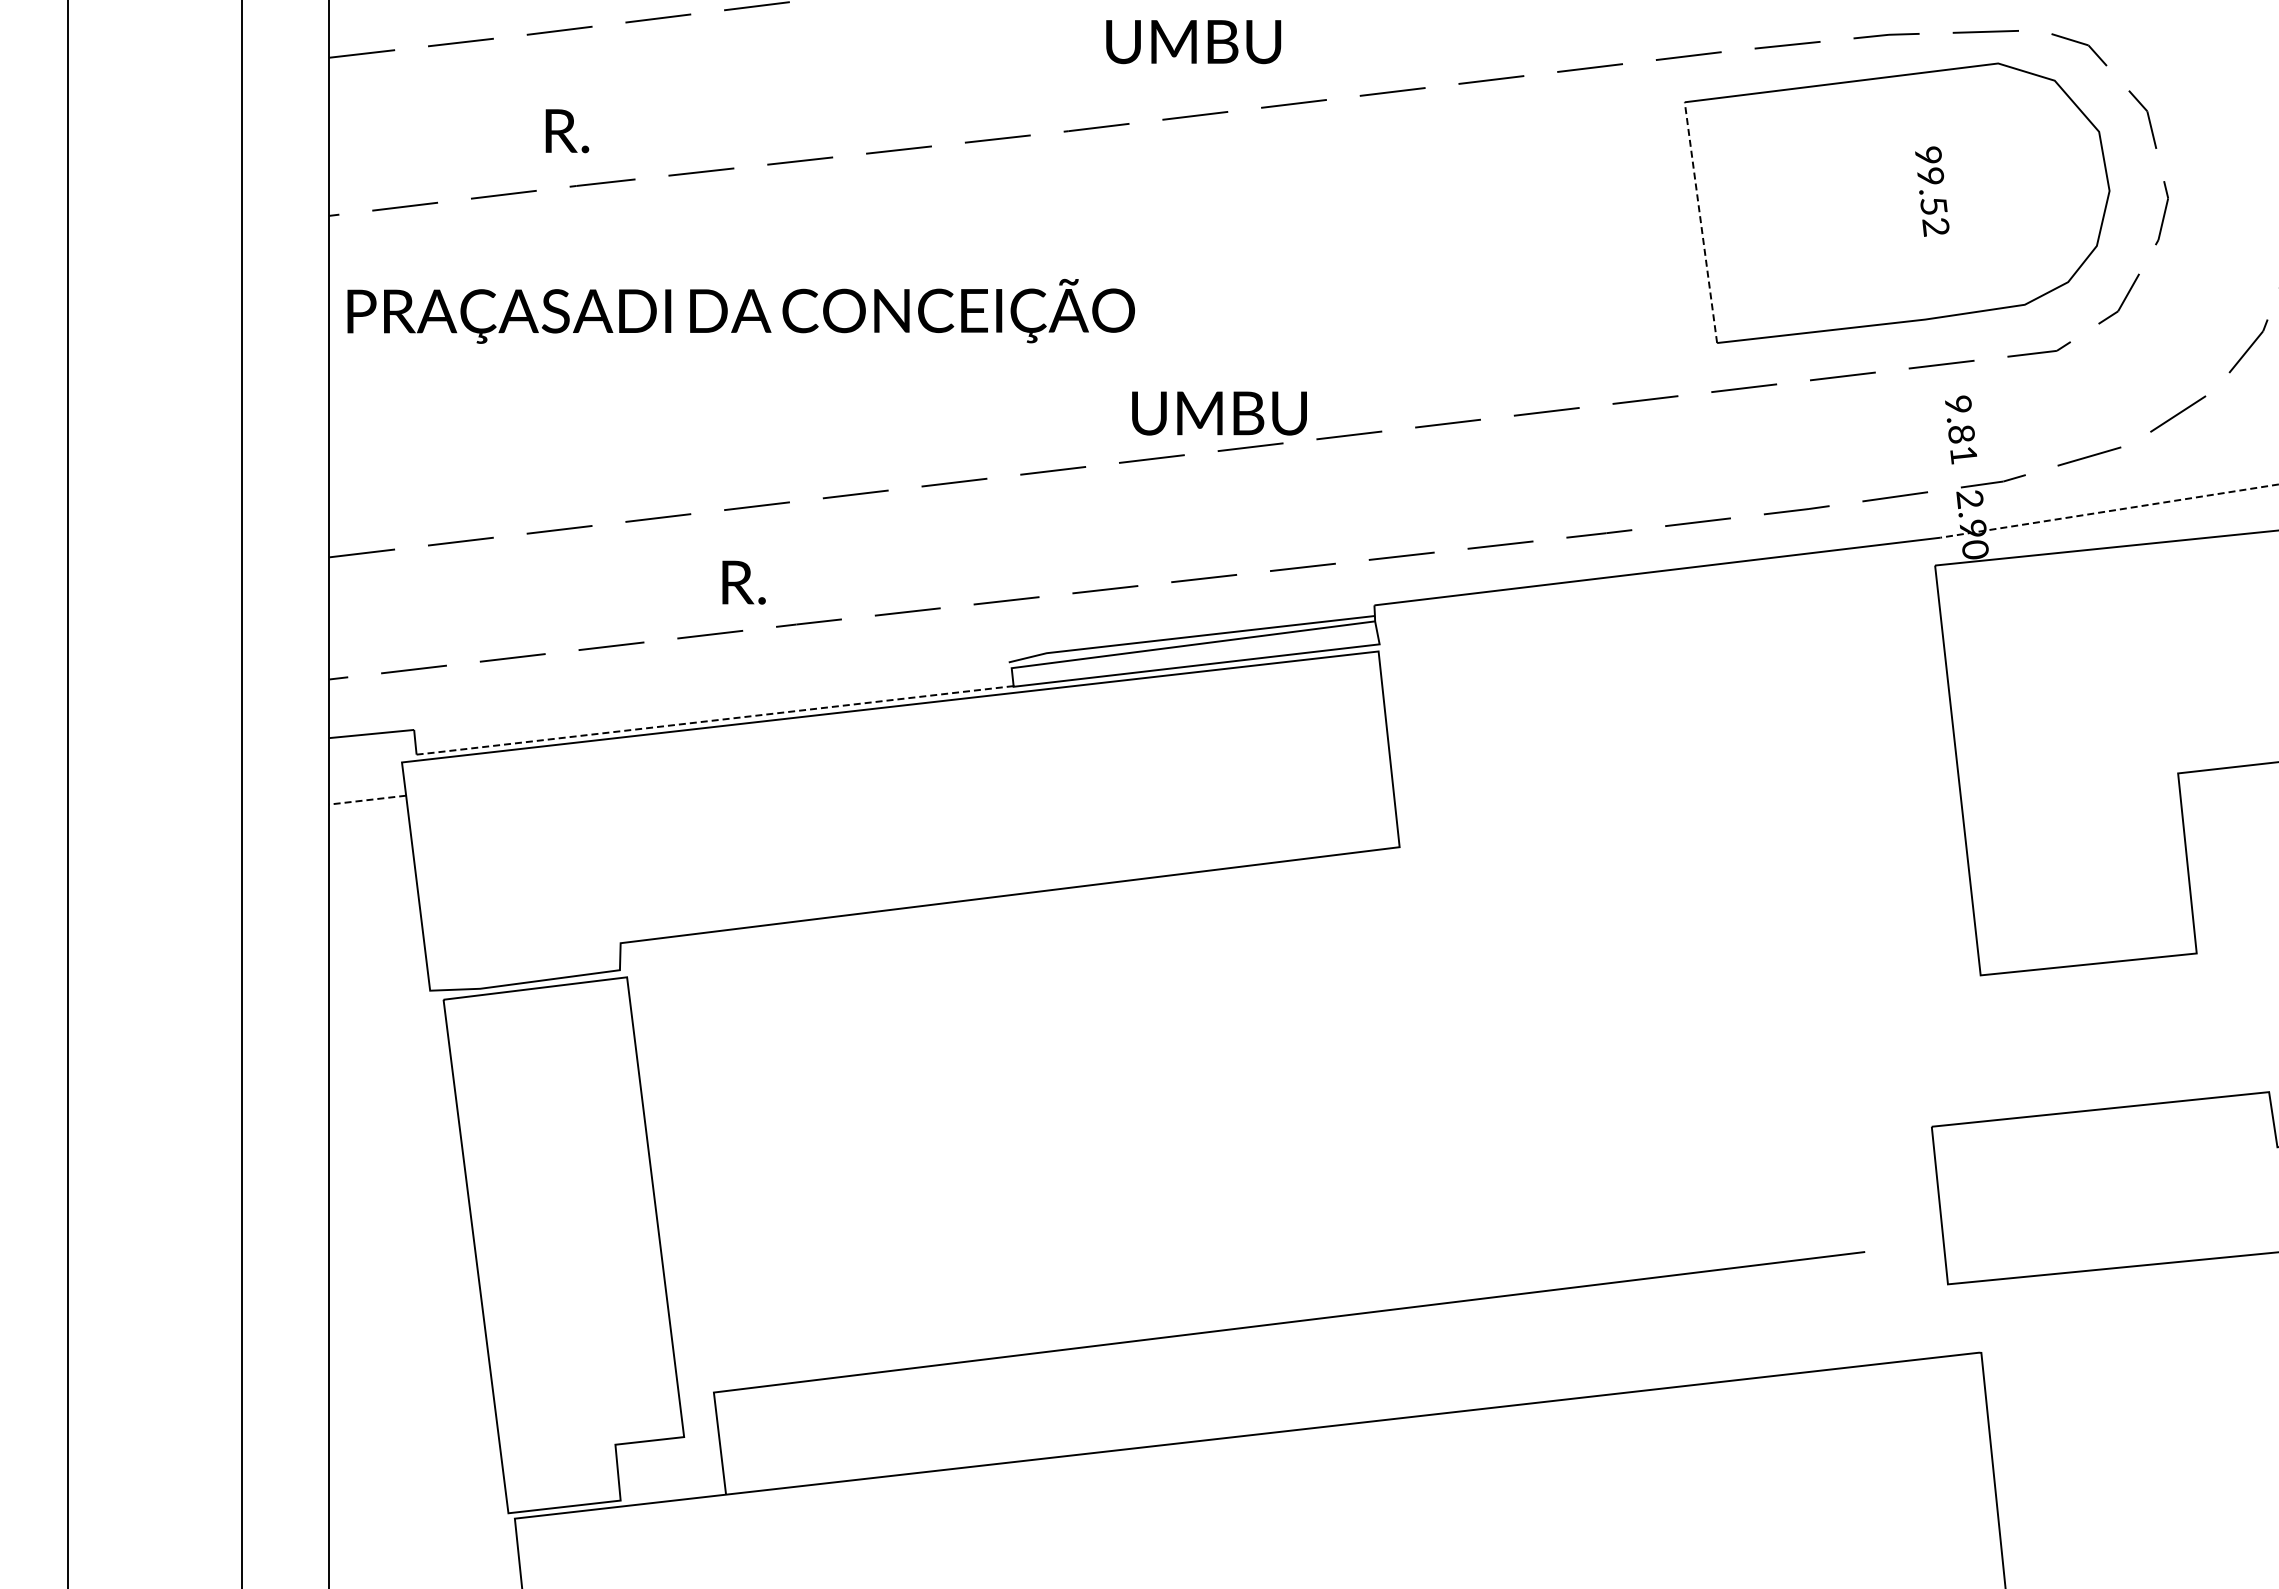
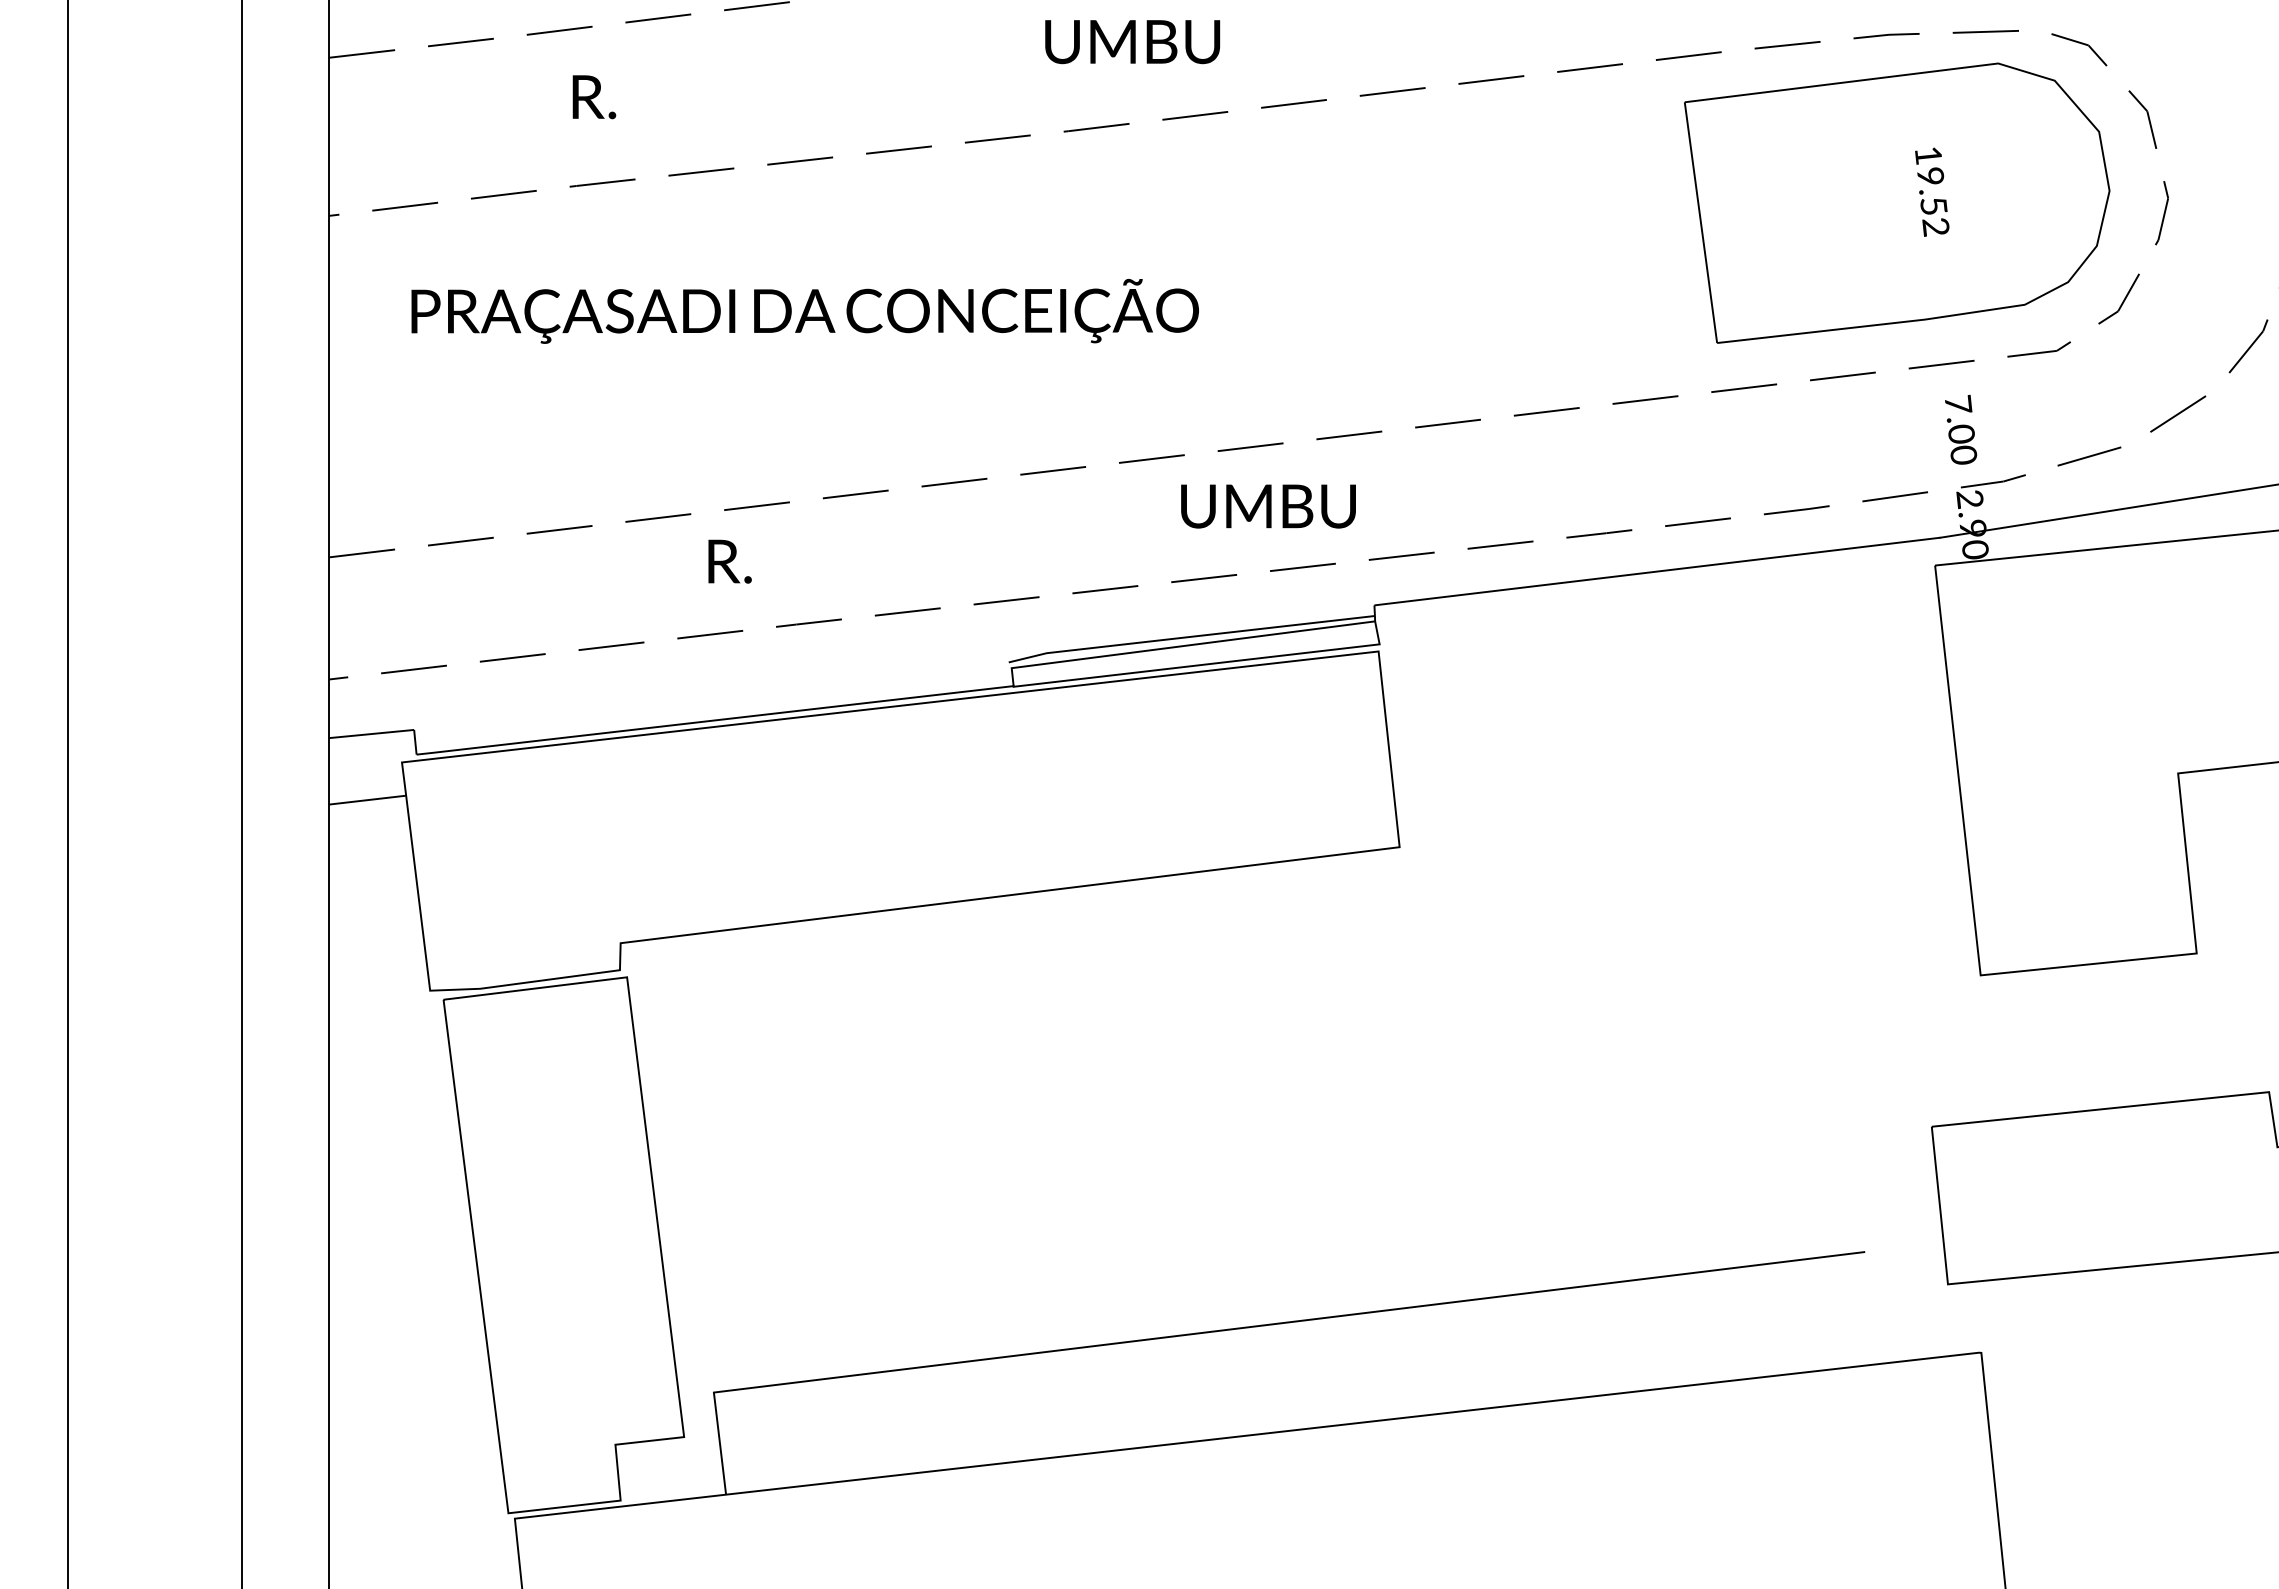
text position: (1193, 42) -> (1132, 42) (1132, 42)
text position: (567, 131) -> (594, 97) (594, 97)
text: 99.52 -> 19.52 (1928, 155)
line: dashed -> solid (1700, 222)
text position: (740, 311) -> (804, 311) (804, 311)
text position: (1219, 413) -> (1268, 506) (1268, 506)
text: 9.81 -> 7.00 (1961, 429)
line: dashed -> solid (2109, 511)
text position: (743, 582) -> (729, 561) (729, 561)
line: dashed -> solid (714, 720)
line: dashed -> solid (367, 800)
